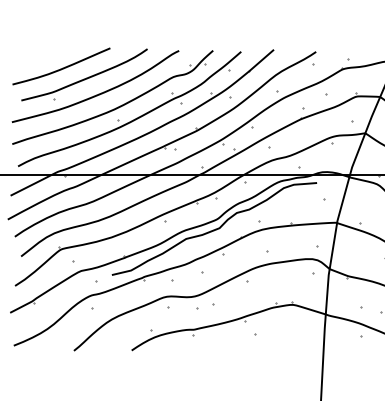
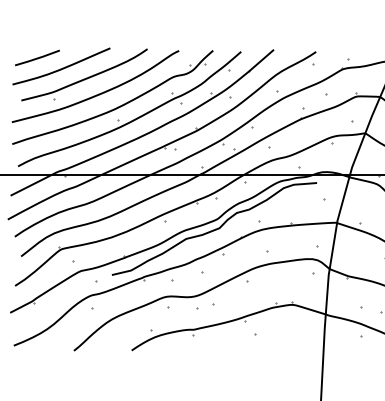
line: none -> present (37, 57)
